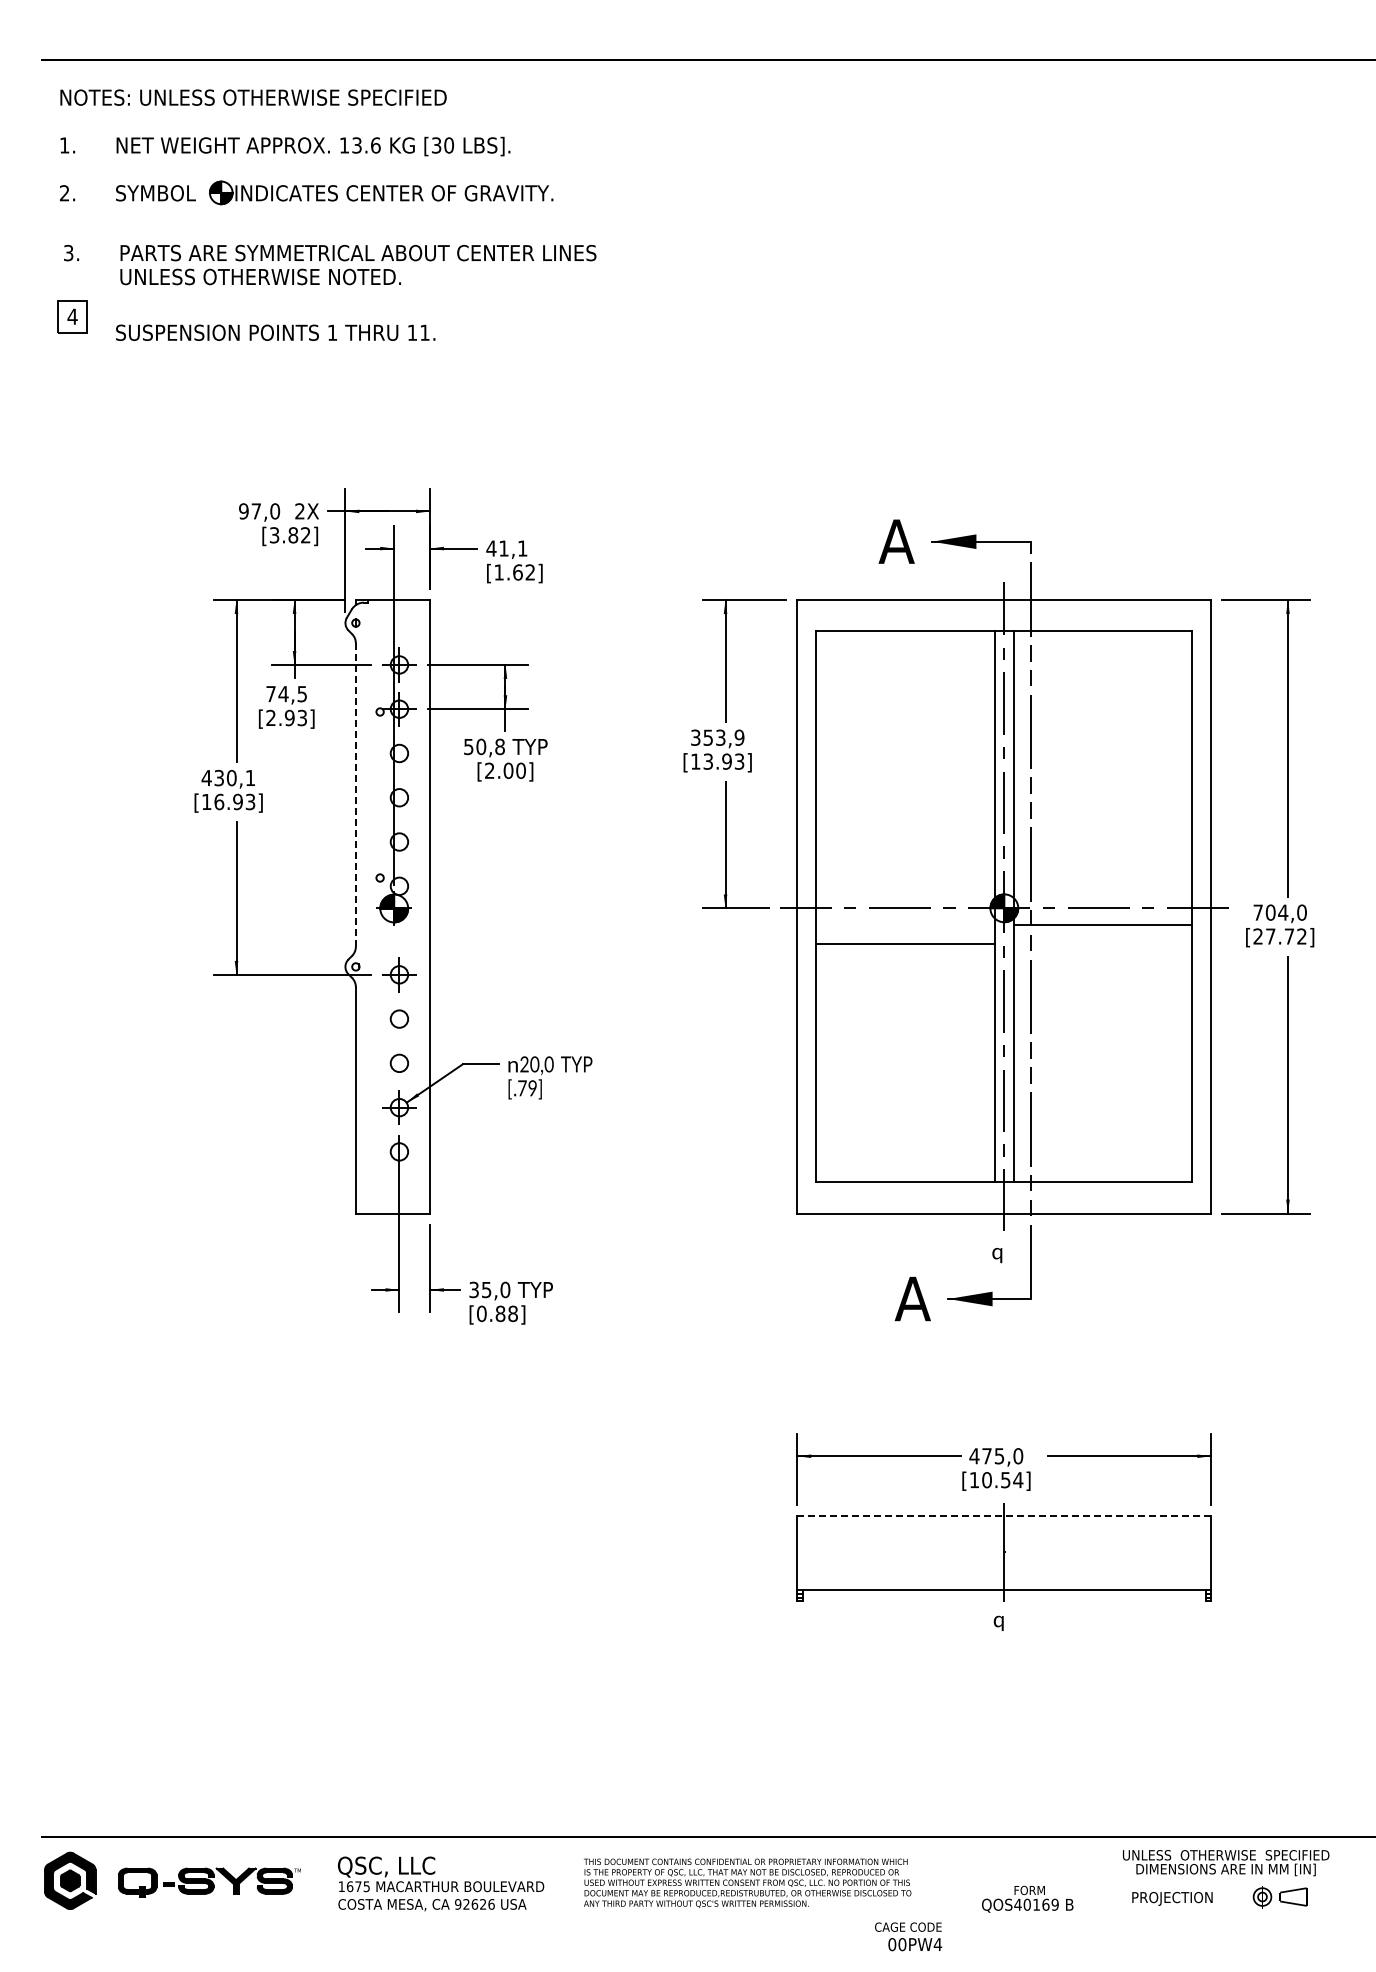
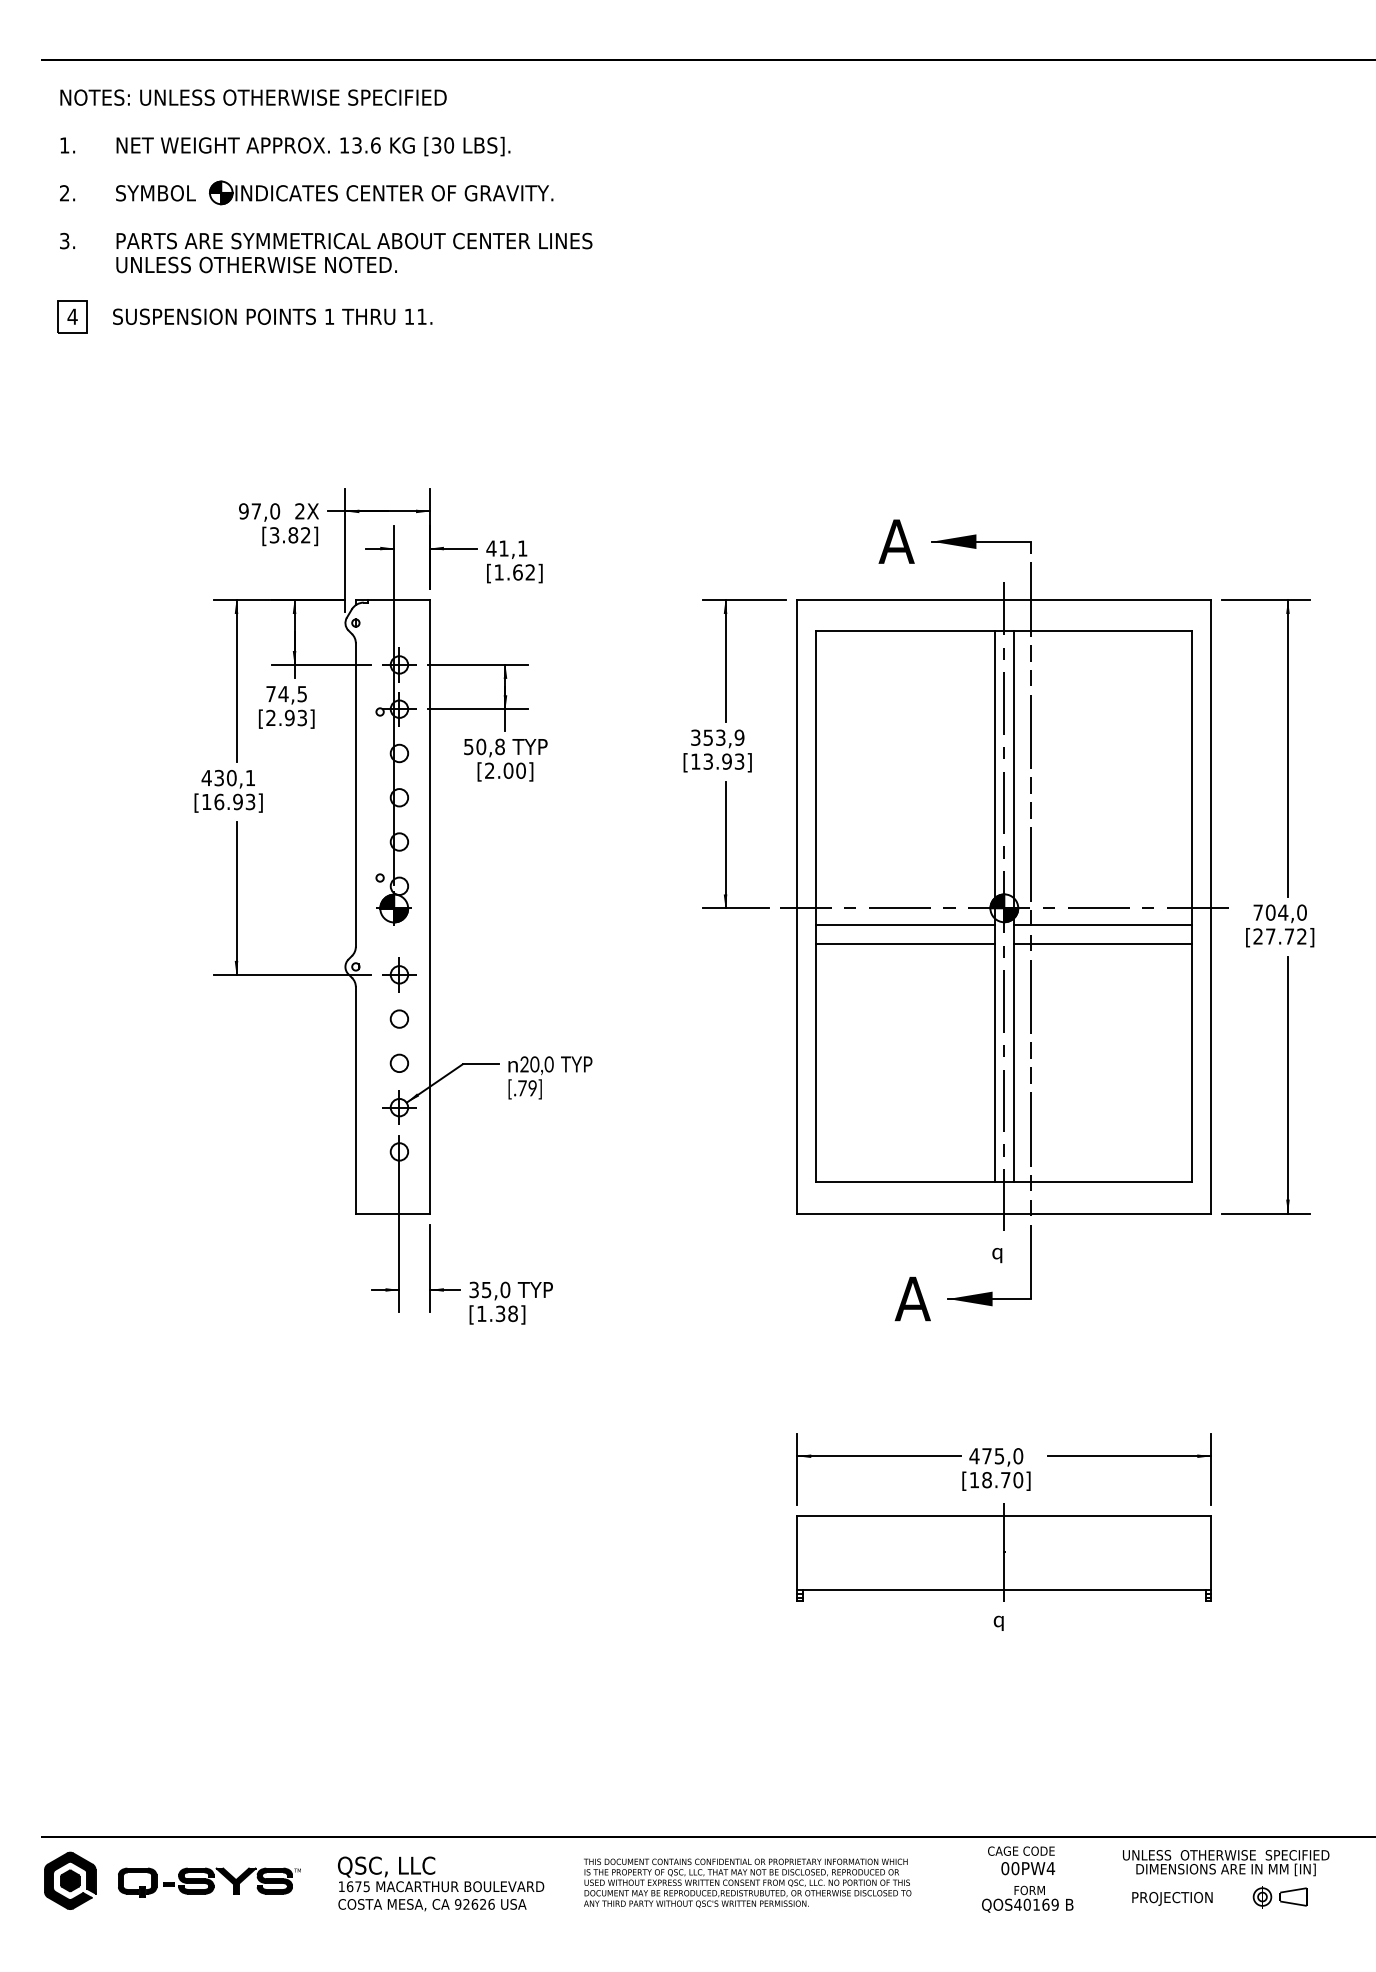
text position: (330, 264) -> (326, 252) (326, 252)
text position: (275, 332) -> (272, 316) (272, 316)
line: dashed -> solid (355, 795)
line: none -> present (905, 925)
line: none -> present (1102, 944)
text: [0.88] -> [1.38] (491, 1313)
text: [10.54] -> [18.70] (1002, 1480)
line: dashed -> solid (1004, 1516)
text position: (908, 1936) -> (1021, 1860) (1021, 1860)
